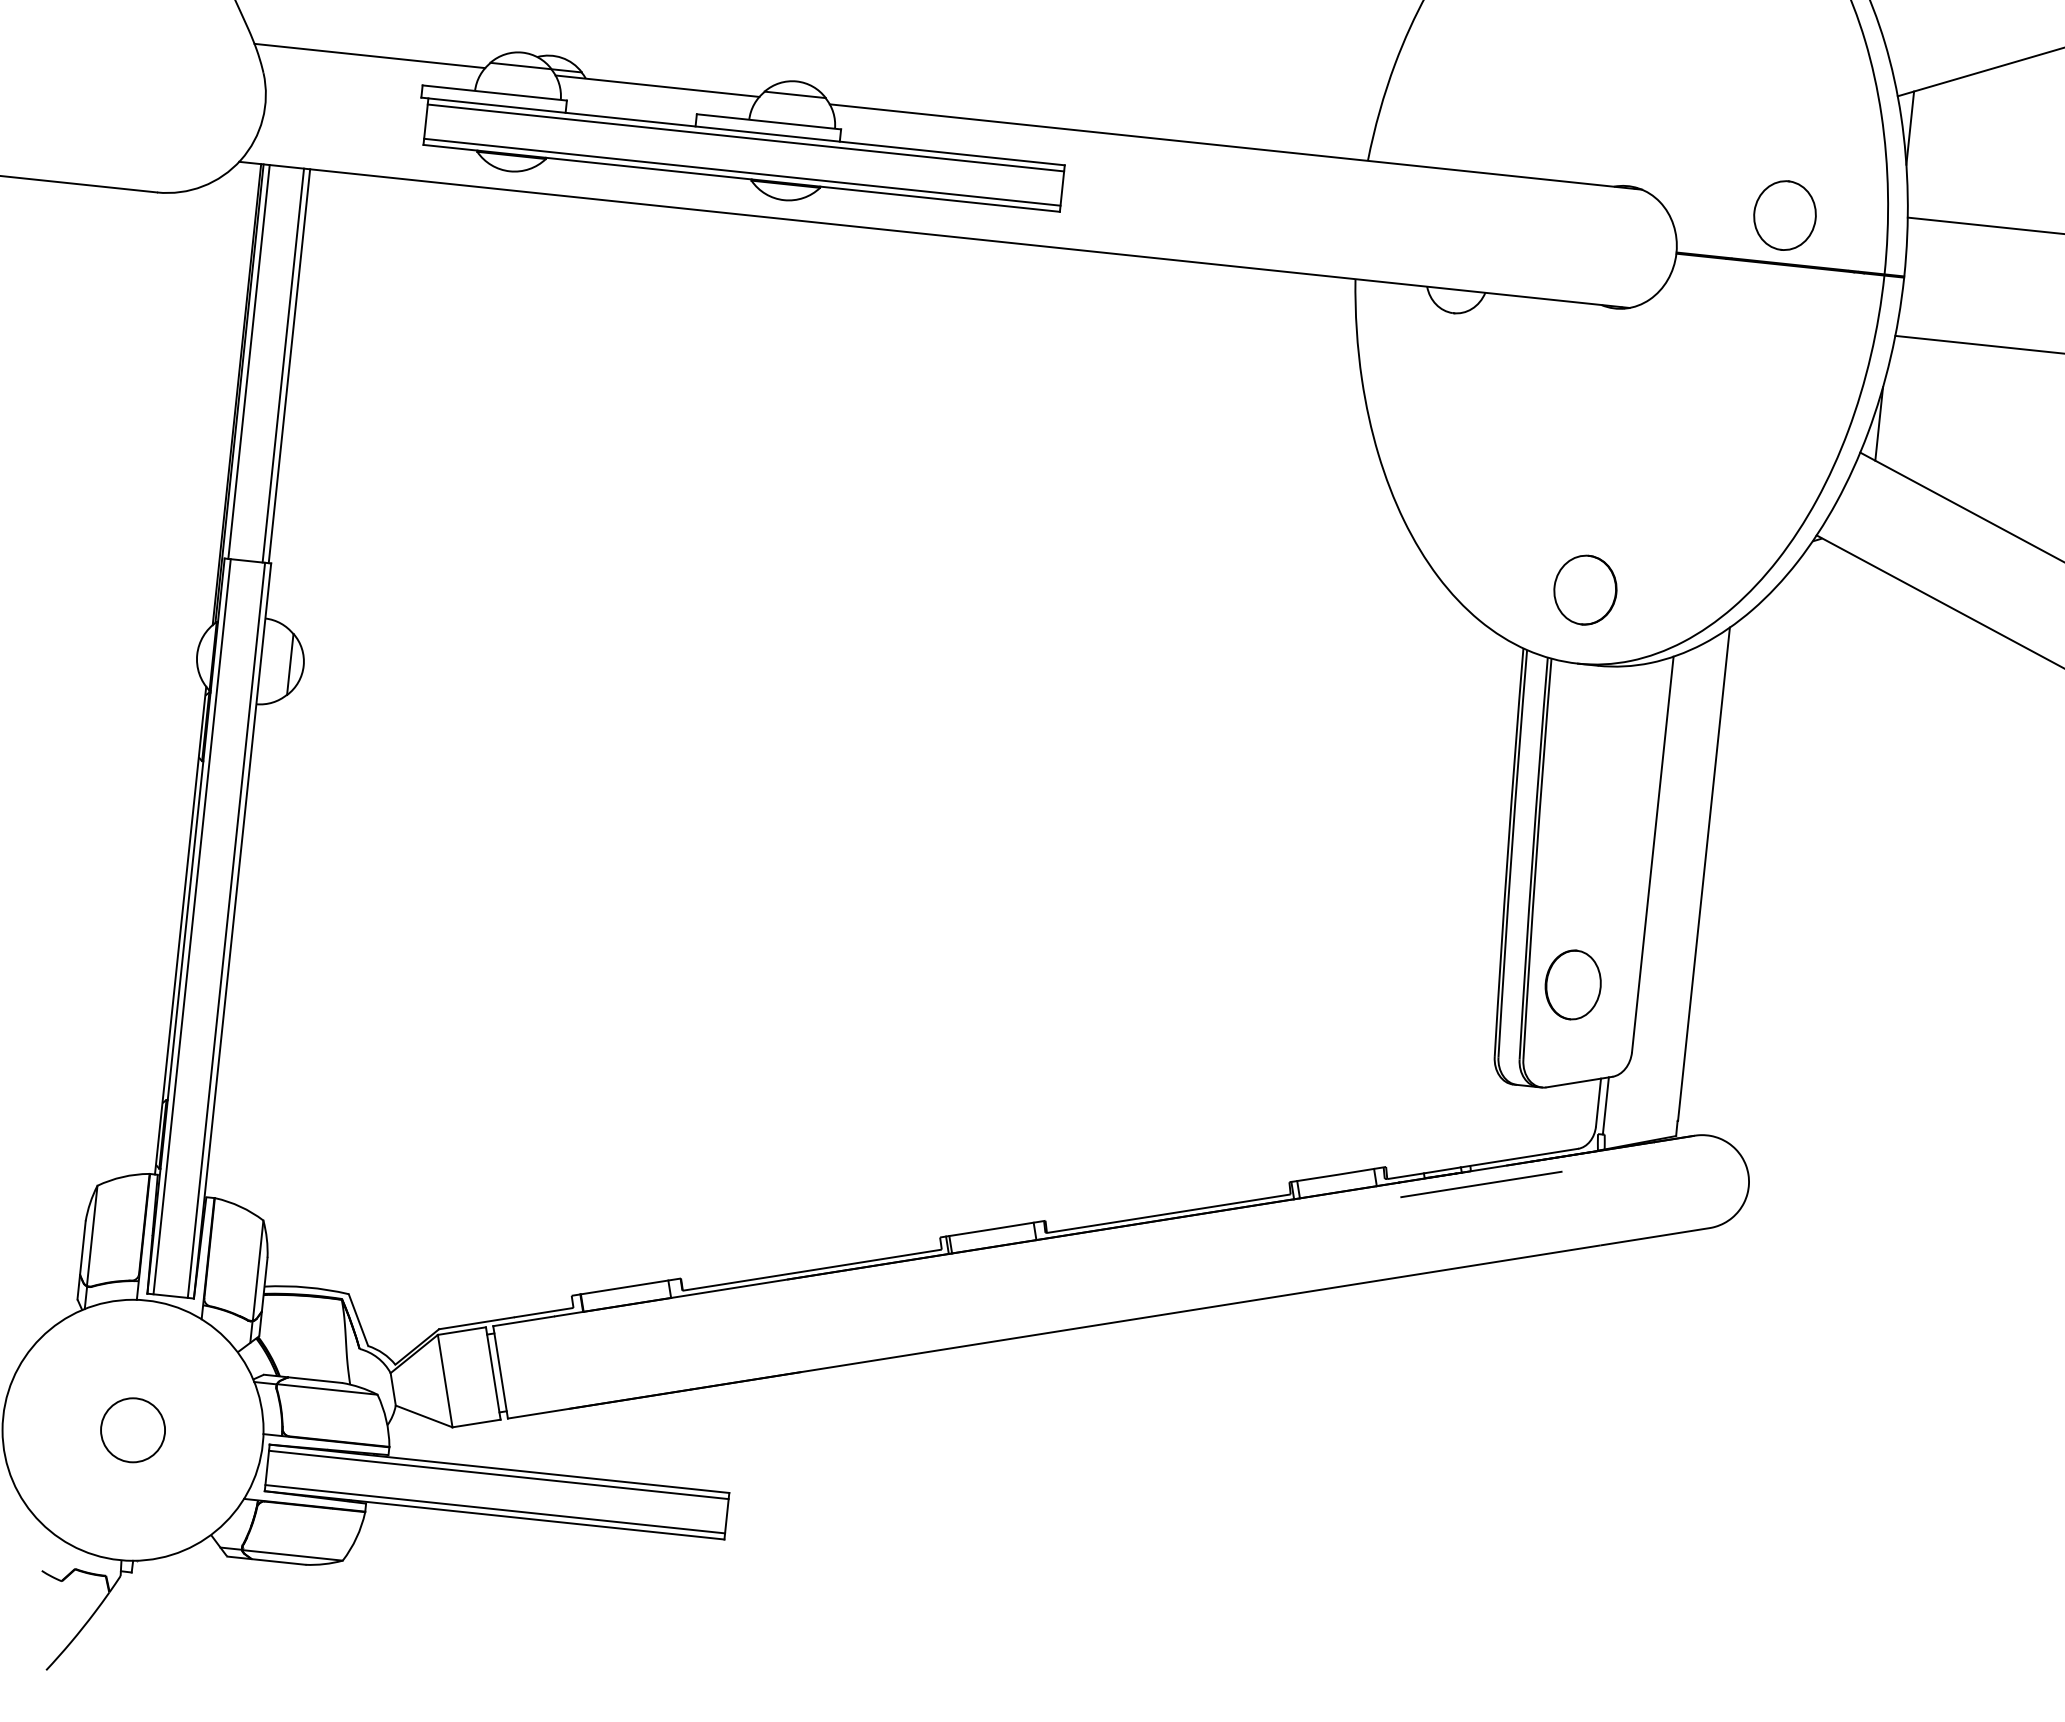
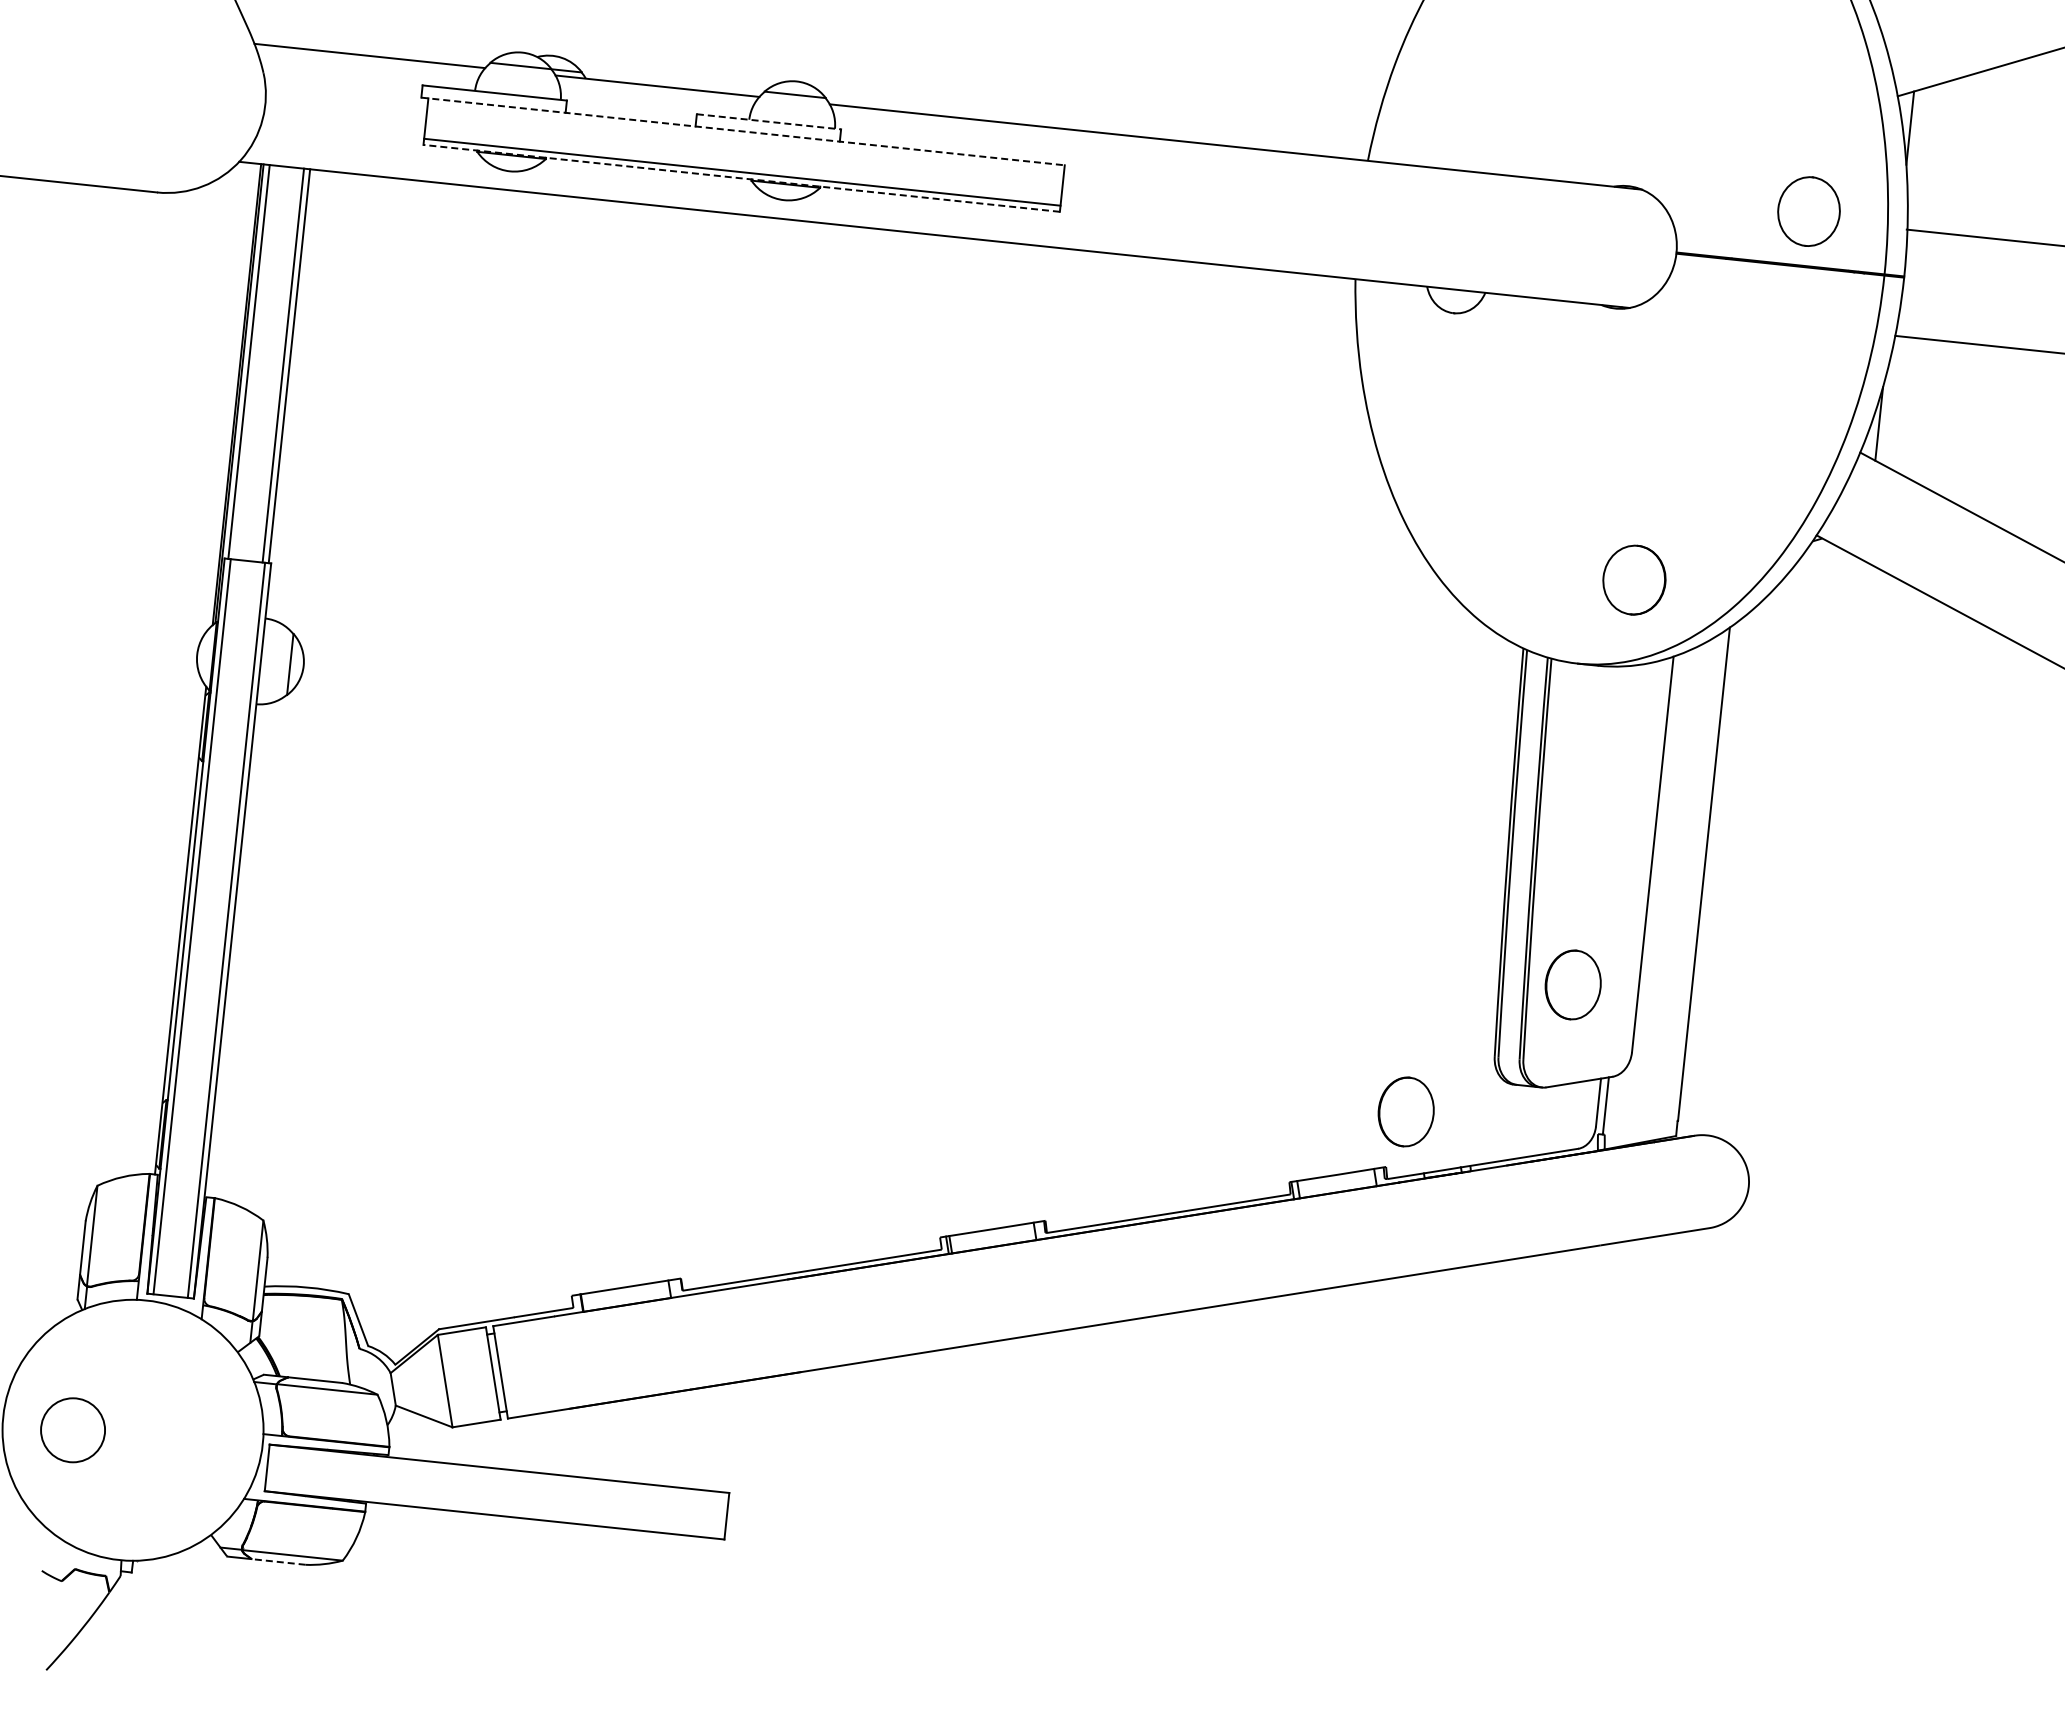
line: solid -> dashed (768, 121)
line: solid -> dashed (743, 131)
line: present -> none (745, 137)
line: solid -> dashed (741, 178)
part position: (1784, 215) -> (1808, 211) (1808, 211)
line position: (1984, 225) -> (1983, 237) (1983, 237)
part position: (1585, 589) -> (1634, 579) (1634, 579)
part: none -> present (1405, 1111)
line: present -> none (1481, 1184)
circle position: (132, 1430) -> (72, 1430) (72, 1430)
line: present -> none (498, 1474)
line: present -> none (495, 1509)
line: solid -> dashed (278, 1561)
